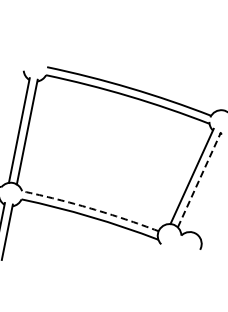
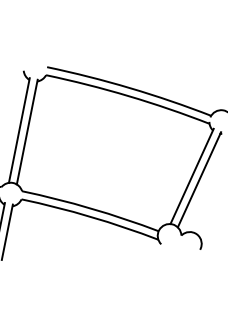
line: dashed -> solid (199, 179)
arc: dashed -> solid (91, 208)
